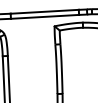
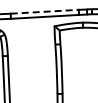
line: solid -> dashed (45, 11)
